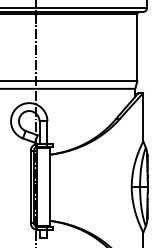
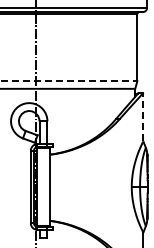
line: solid -> dashed (69, 81)
line: solid -> dashed (143, 116)
